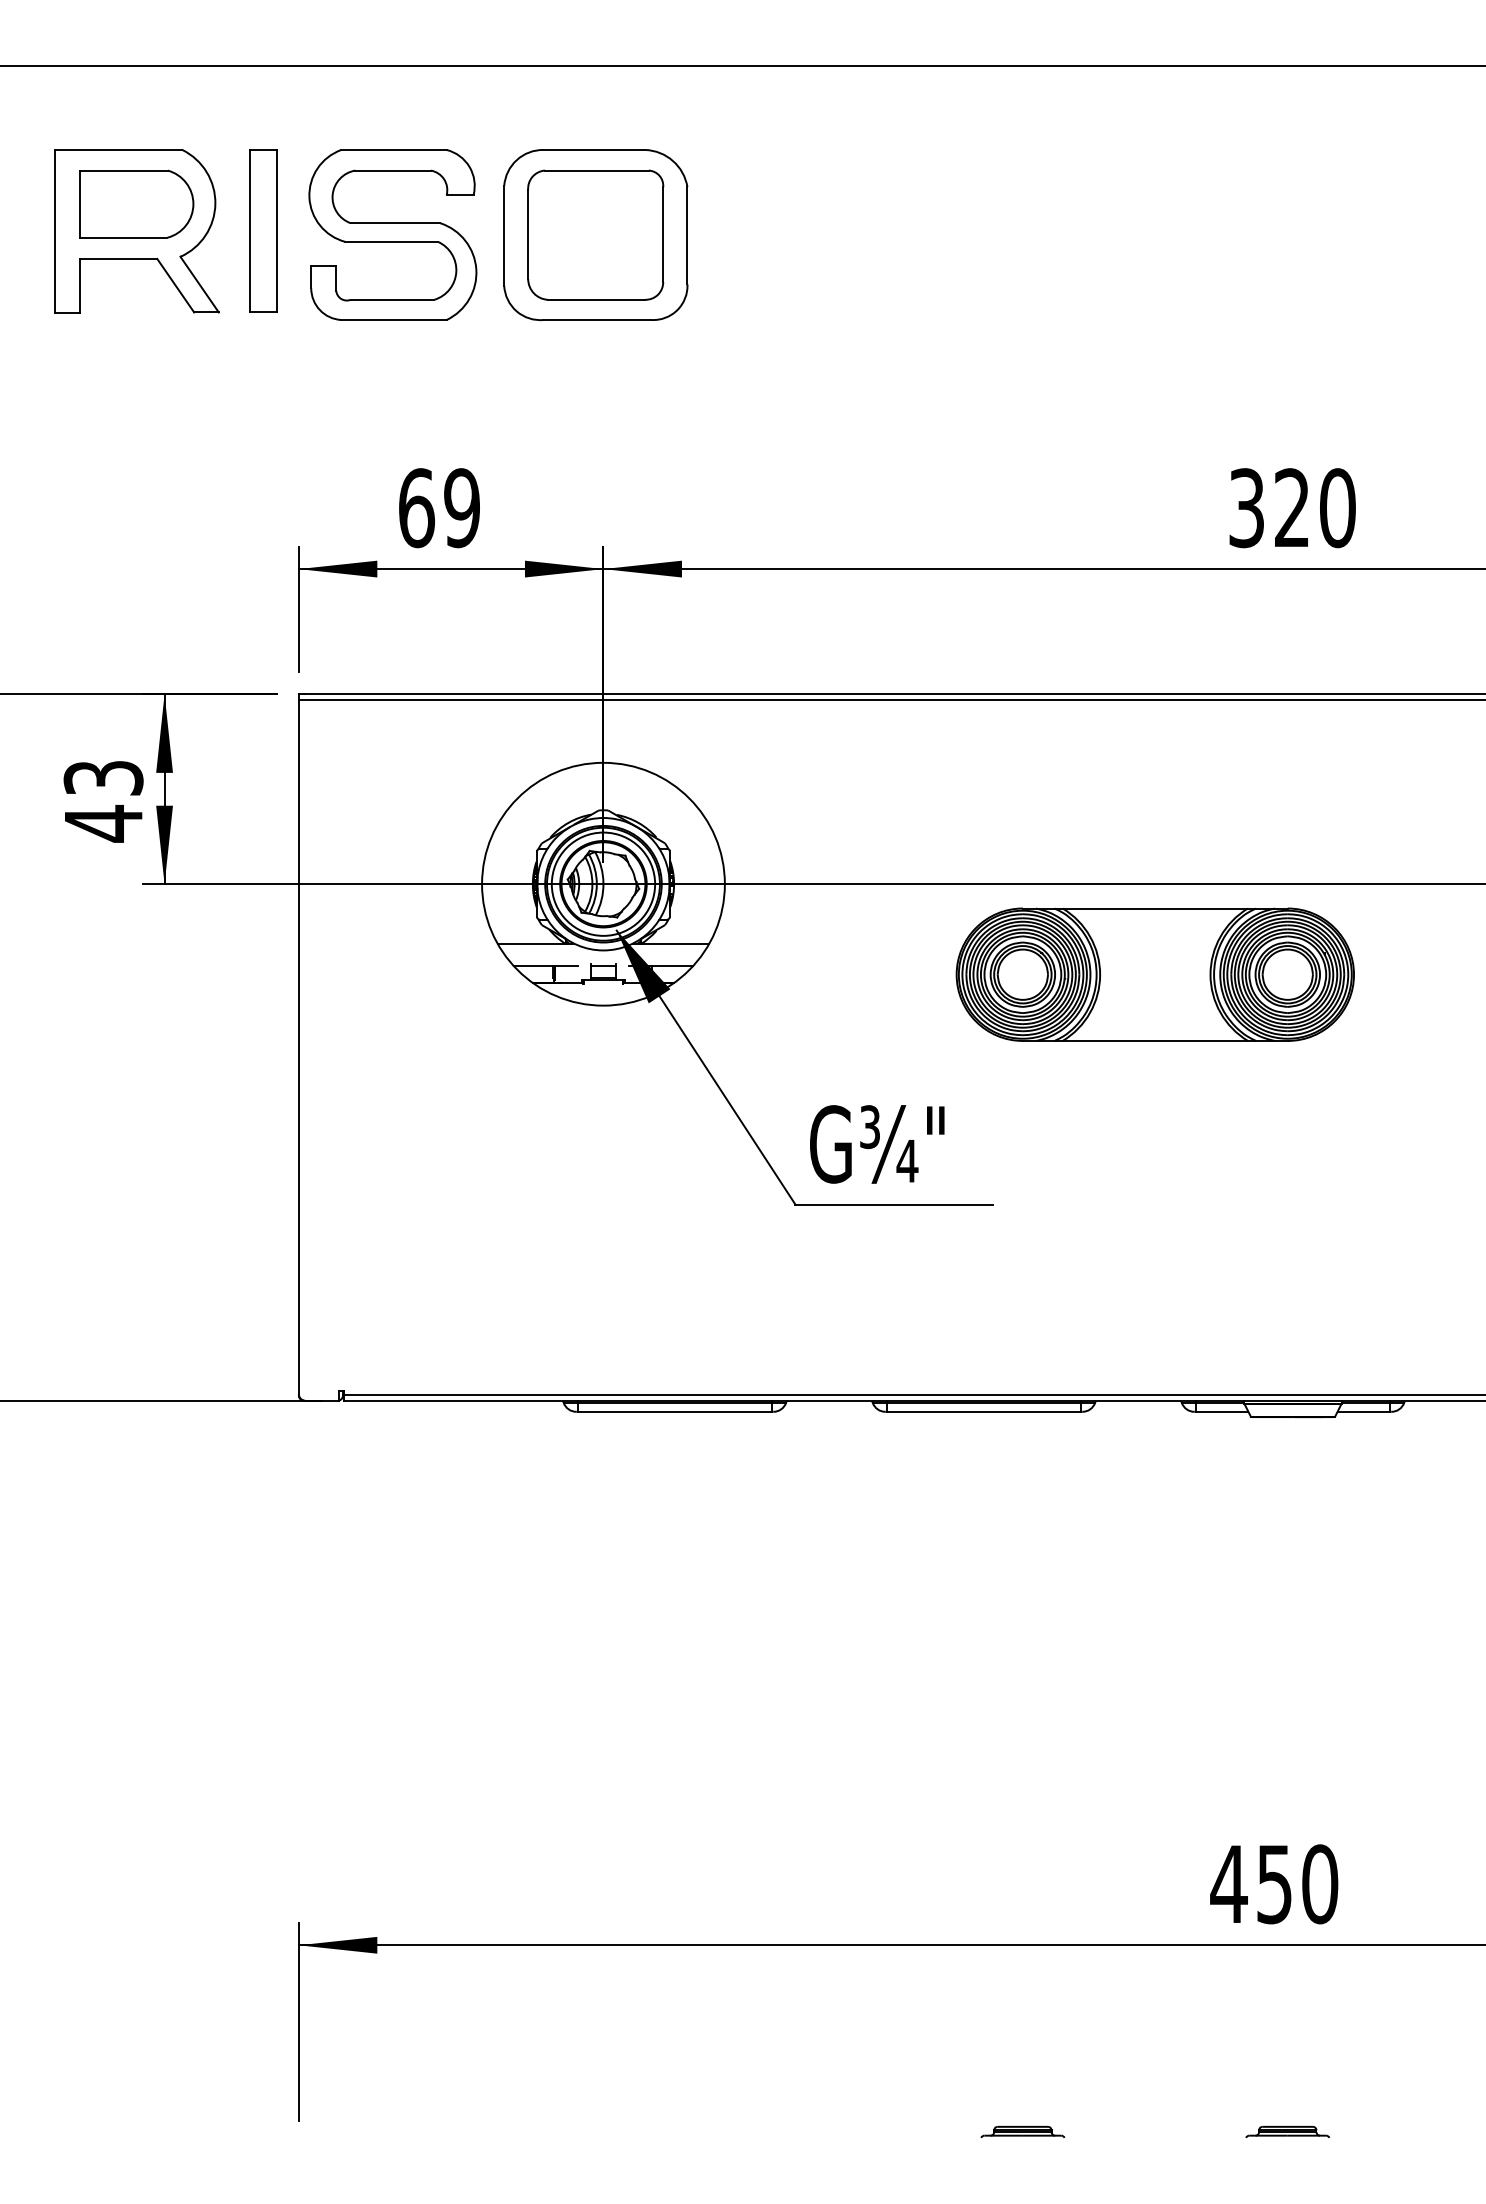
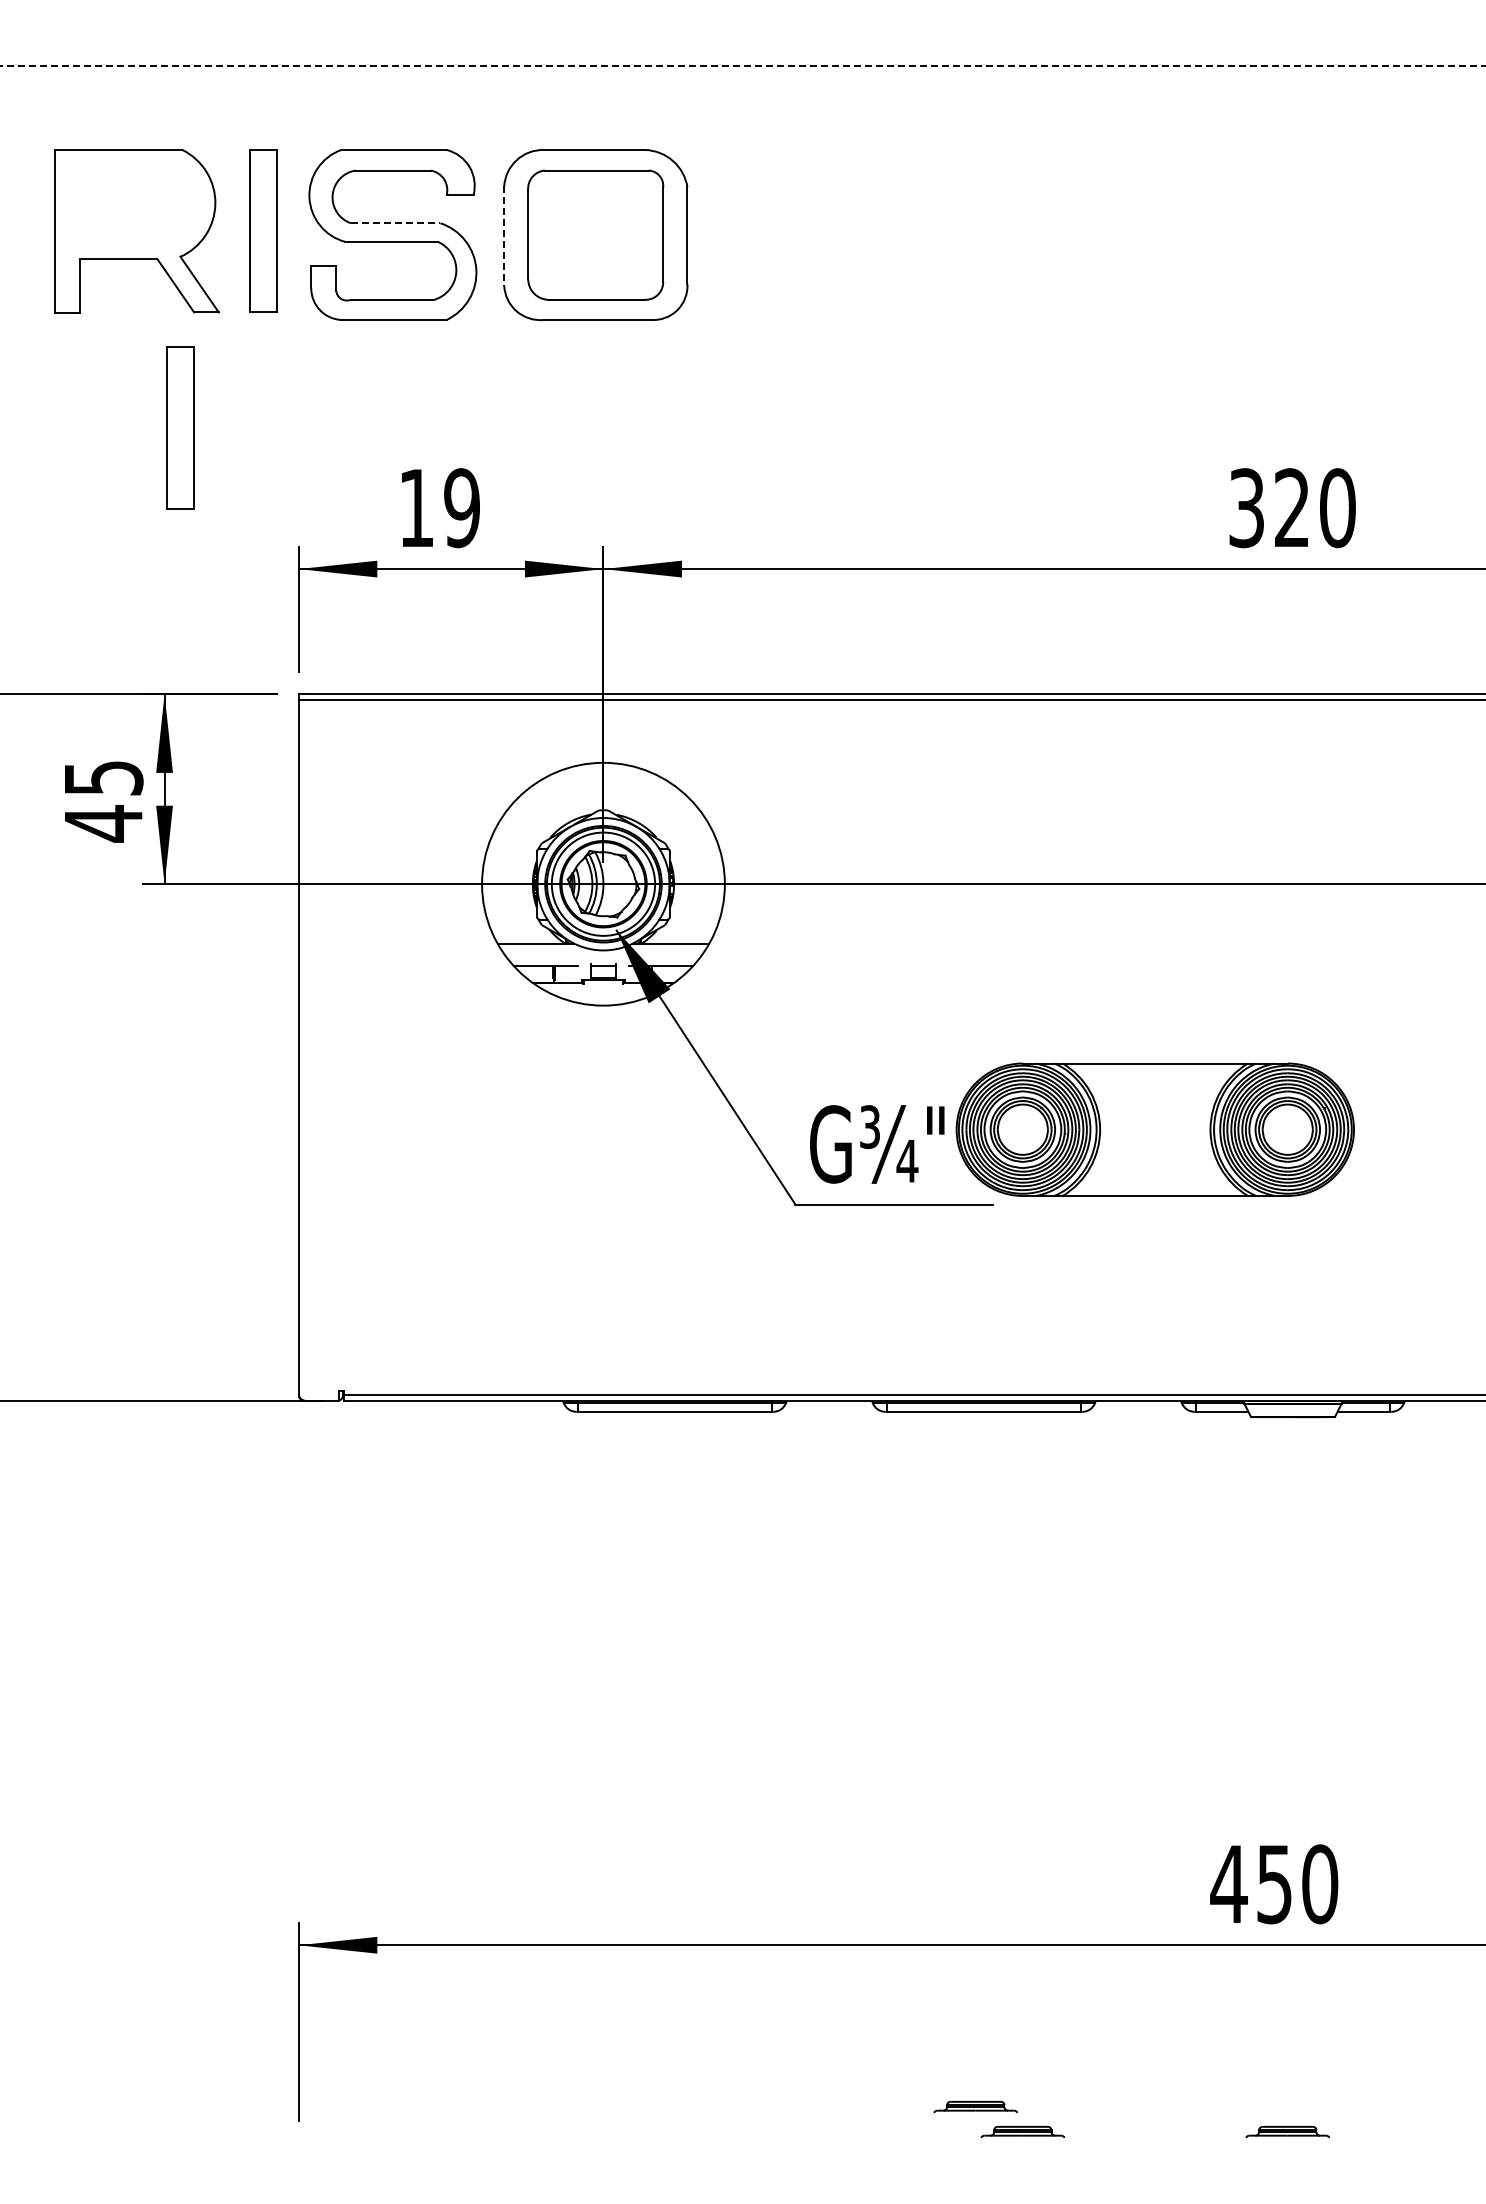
line: solid -> dashed (743, 66)
part: present -> none (136, 203)
line: solid -> dashed (395, 223)
line: solid -> dashed (504, 235)
part: none -> present (180, 427)
text: 69 -> 19 (416, 508)
text: 43 -> 45 (103, 778)
part position: (1154, 974) -> (1154, 1129) (1154, 1129)
part: none -> present (975, 2107)
